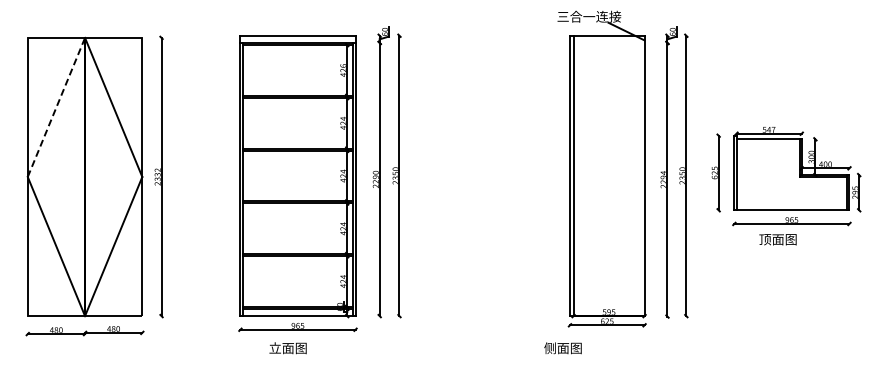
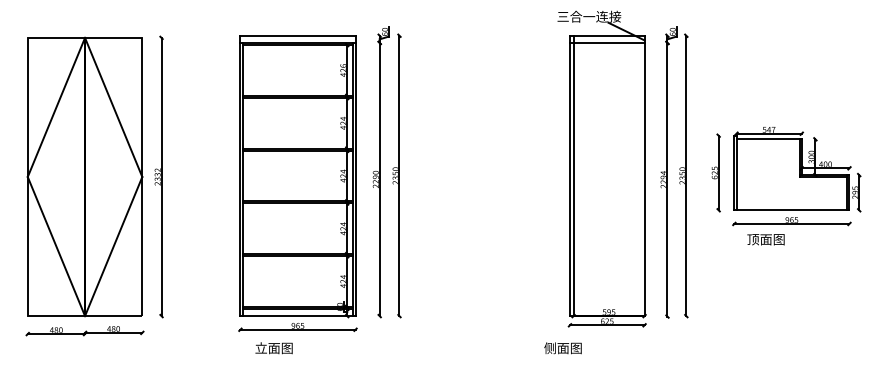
line: none -> present (607, 42)
line: dashed -> solid (56, 106)
text position: (777, 239) -> (765, 239) (765, 239)
text position: (287, 348) -> (273, 348) (273, 348)
